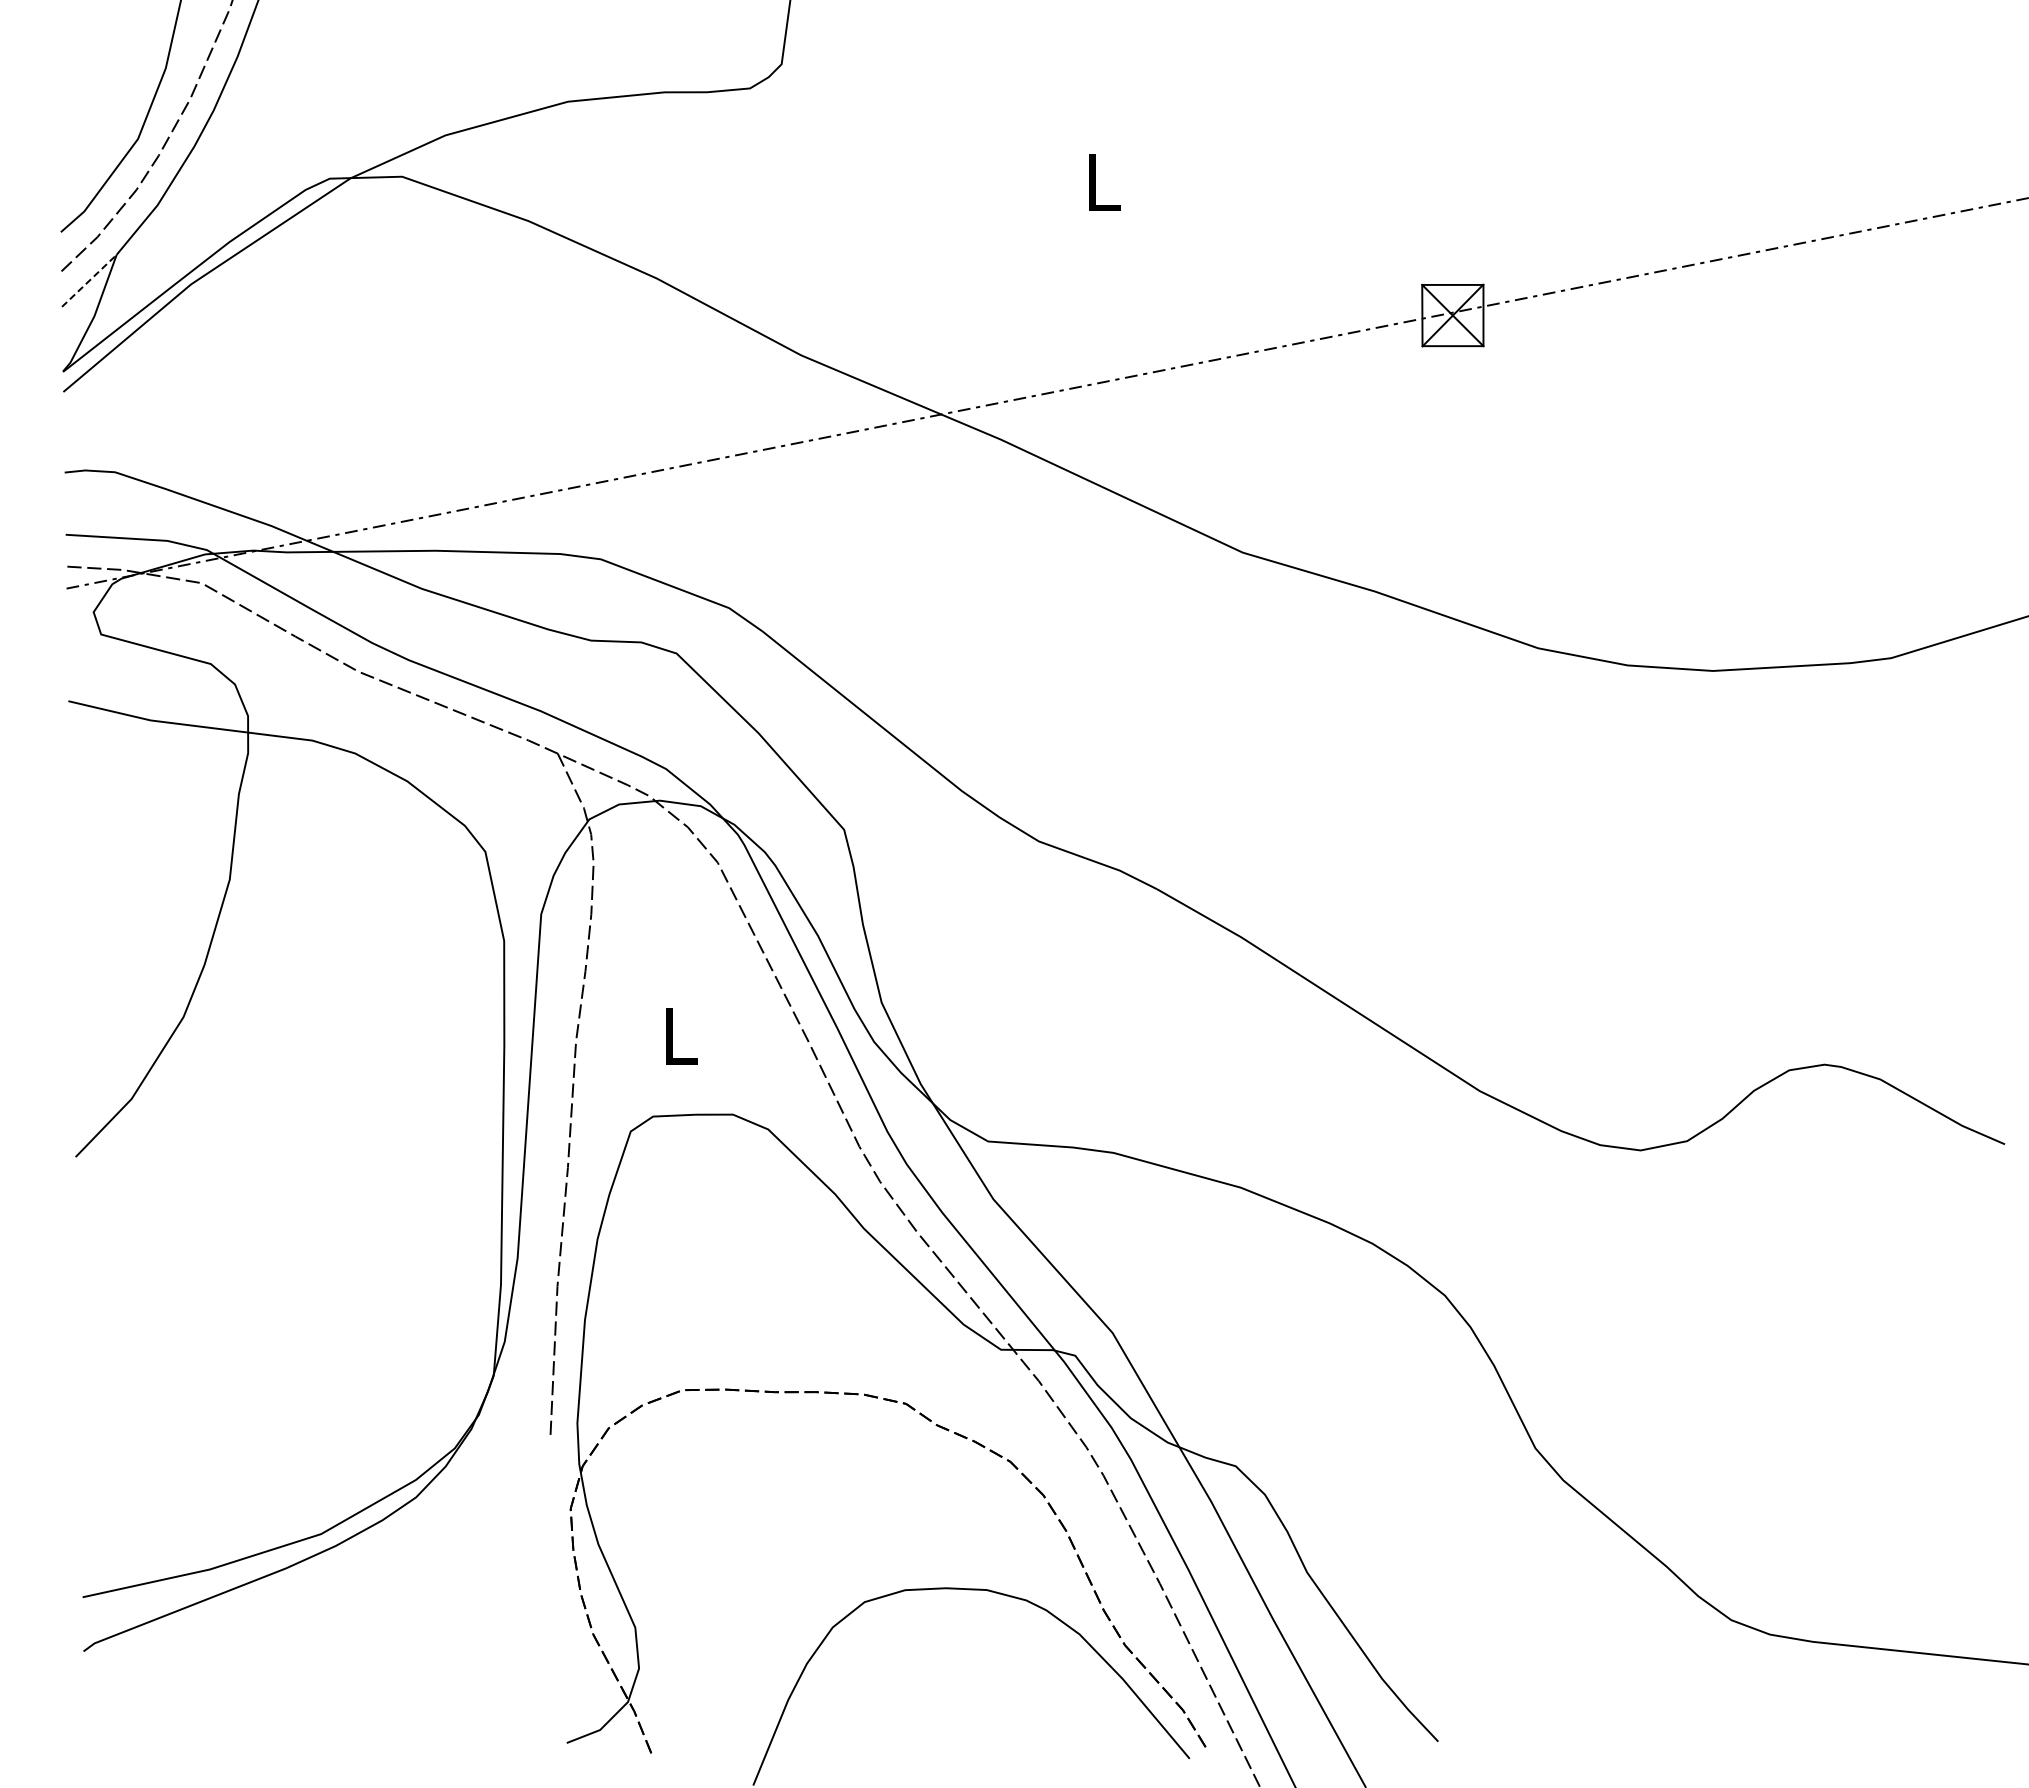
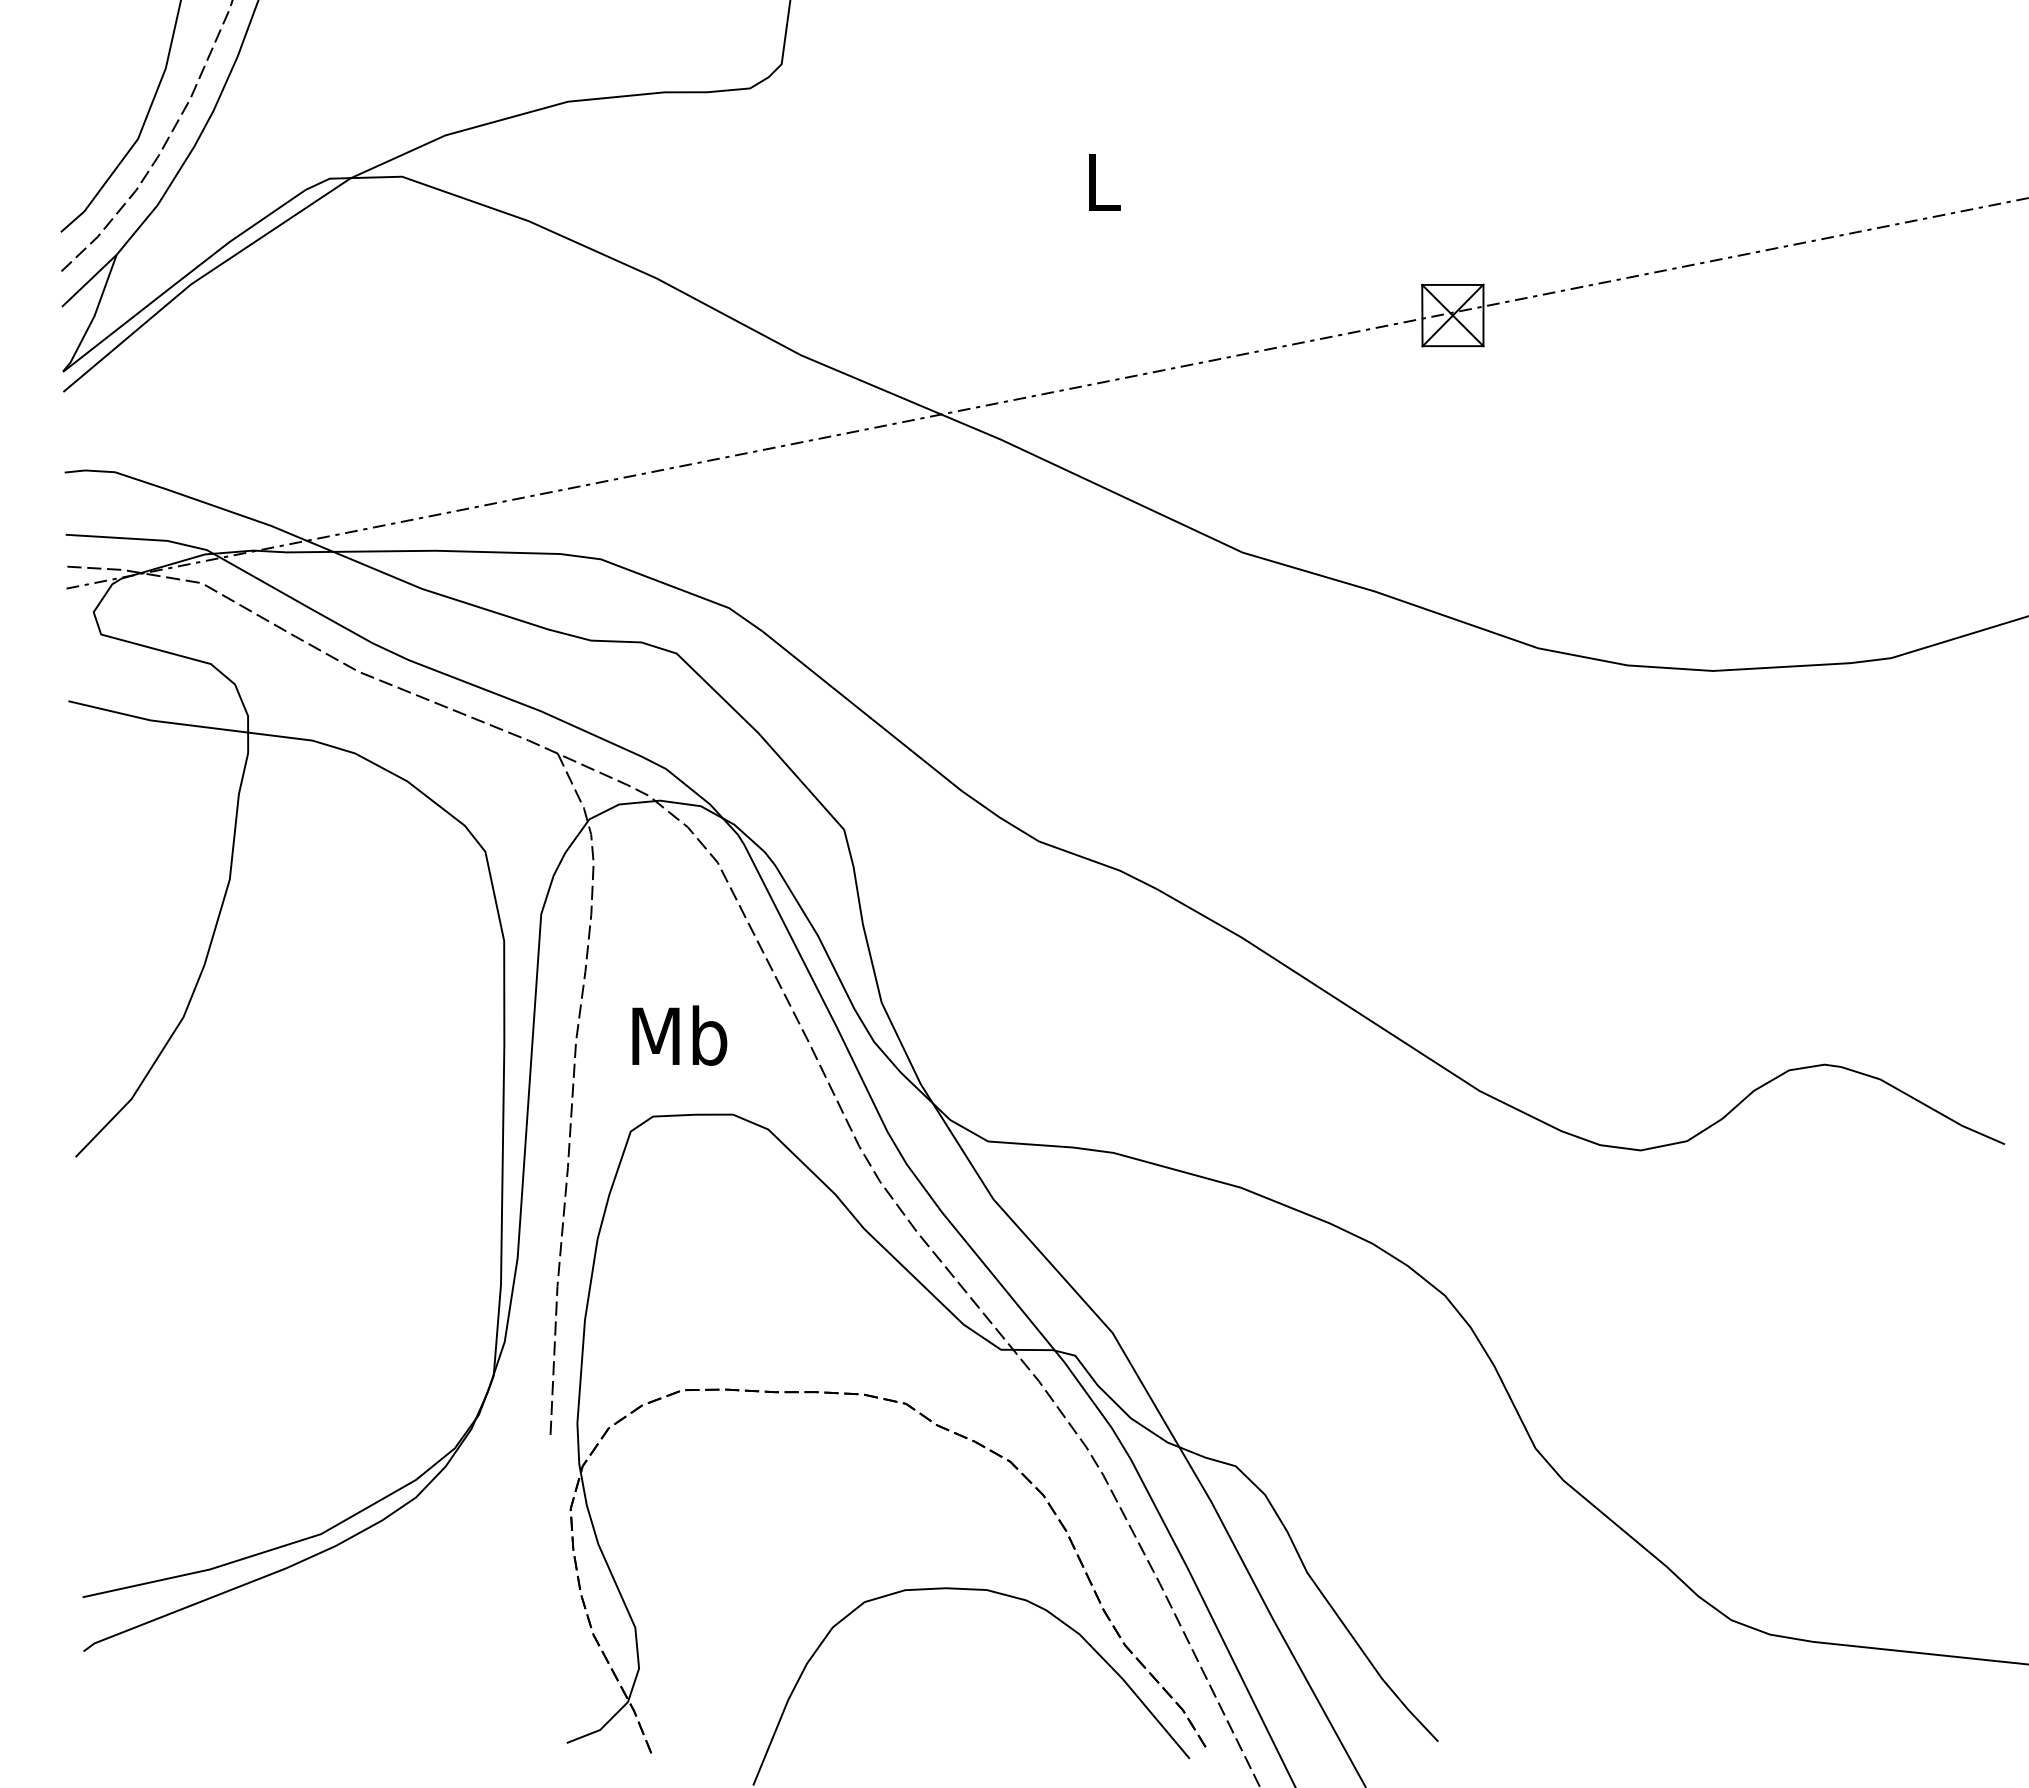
line: dashed -> solid (89, 280)
text: L -> Mb (679, 1035)
